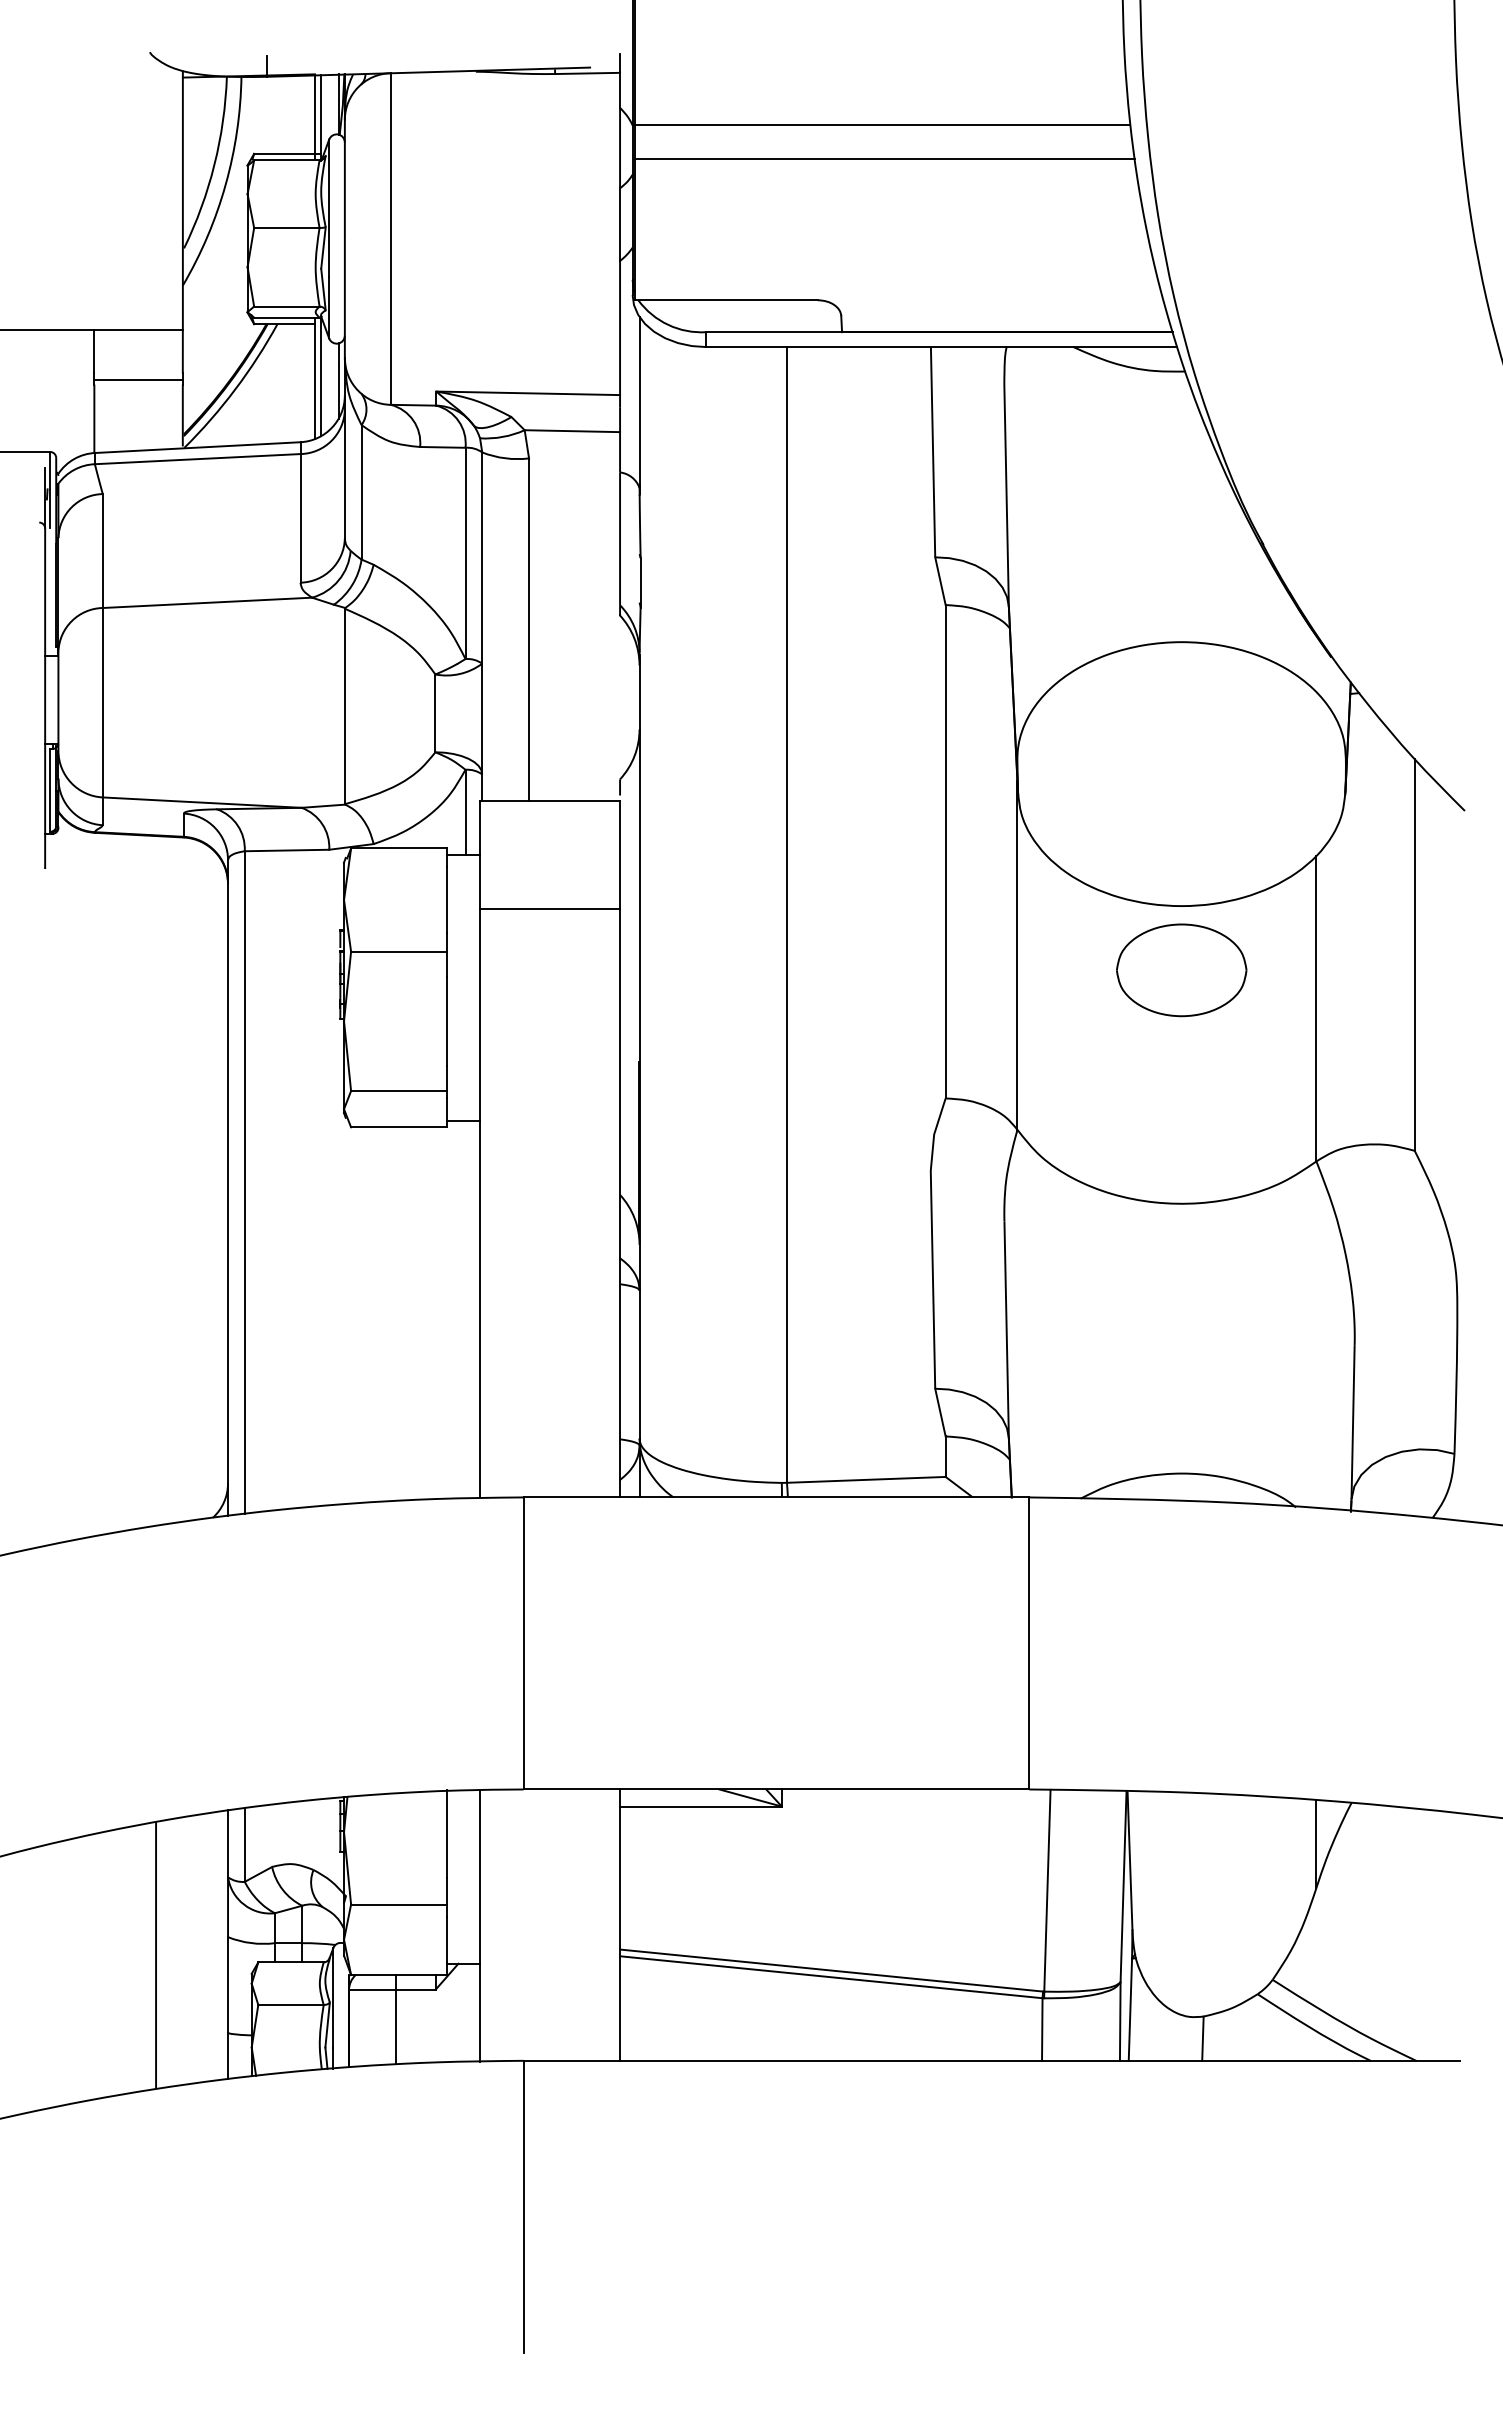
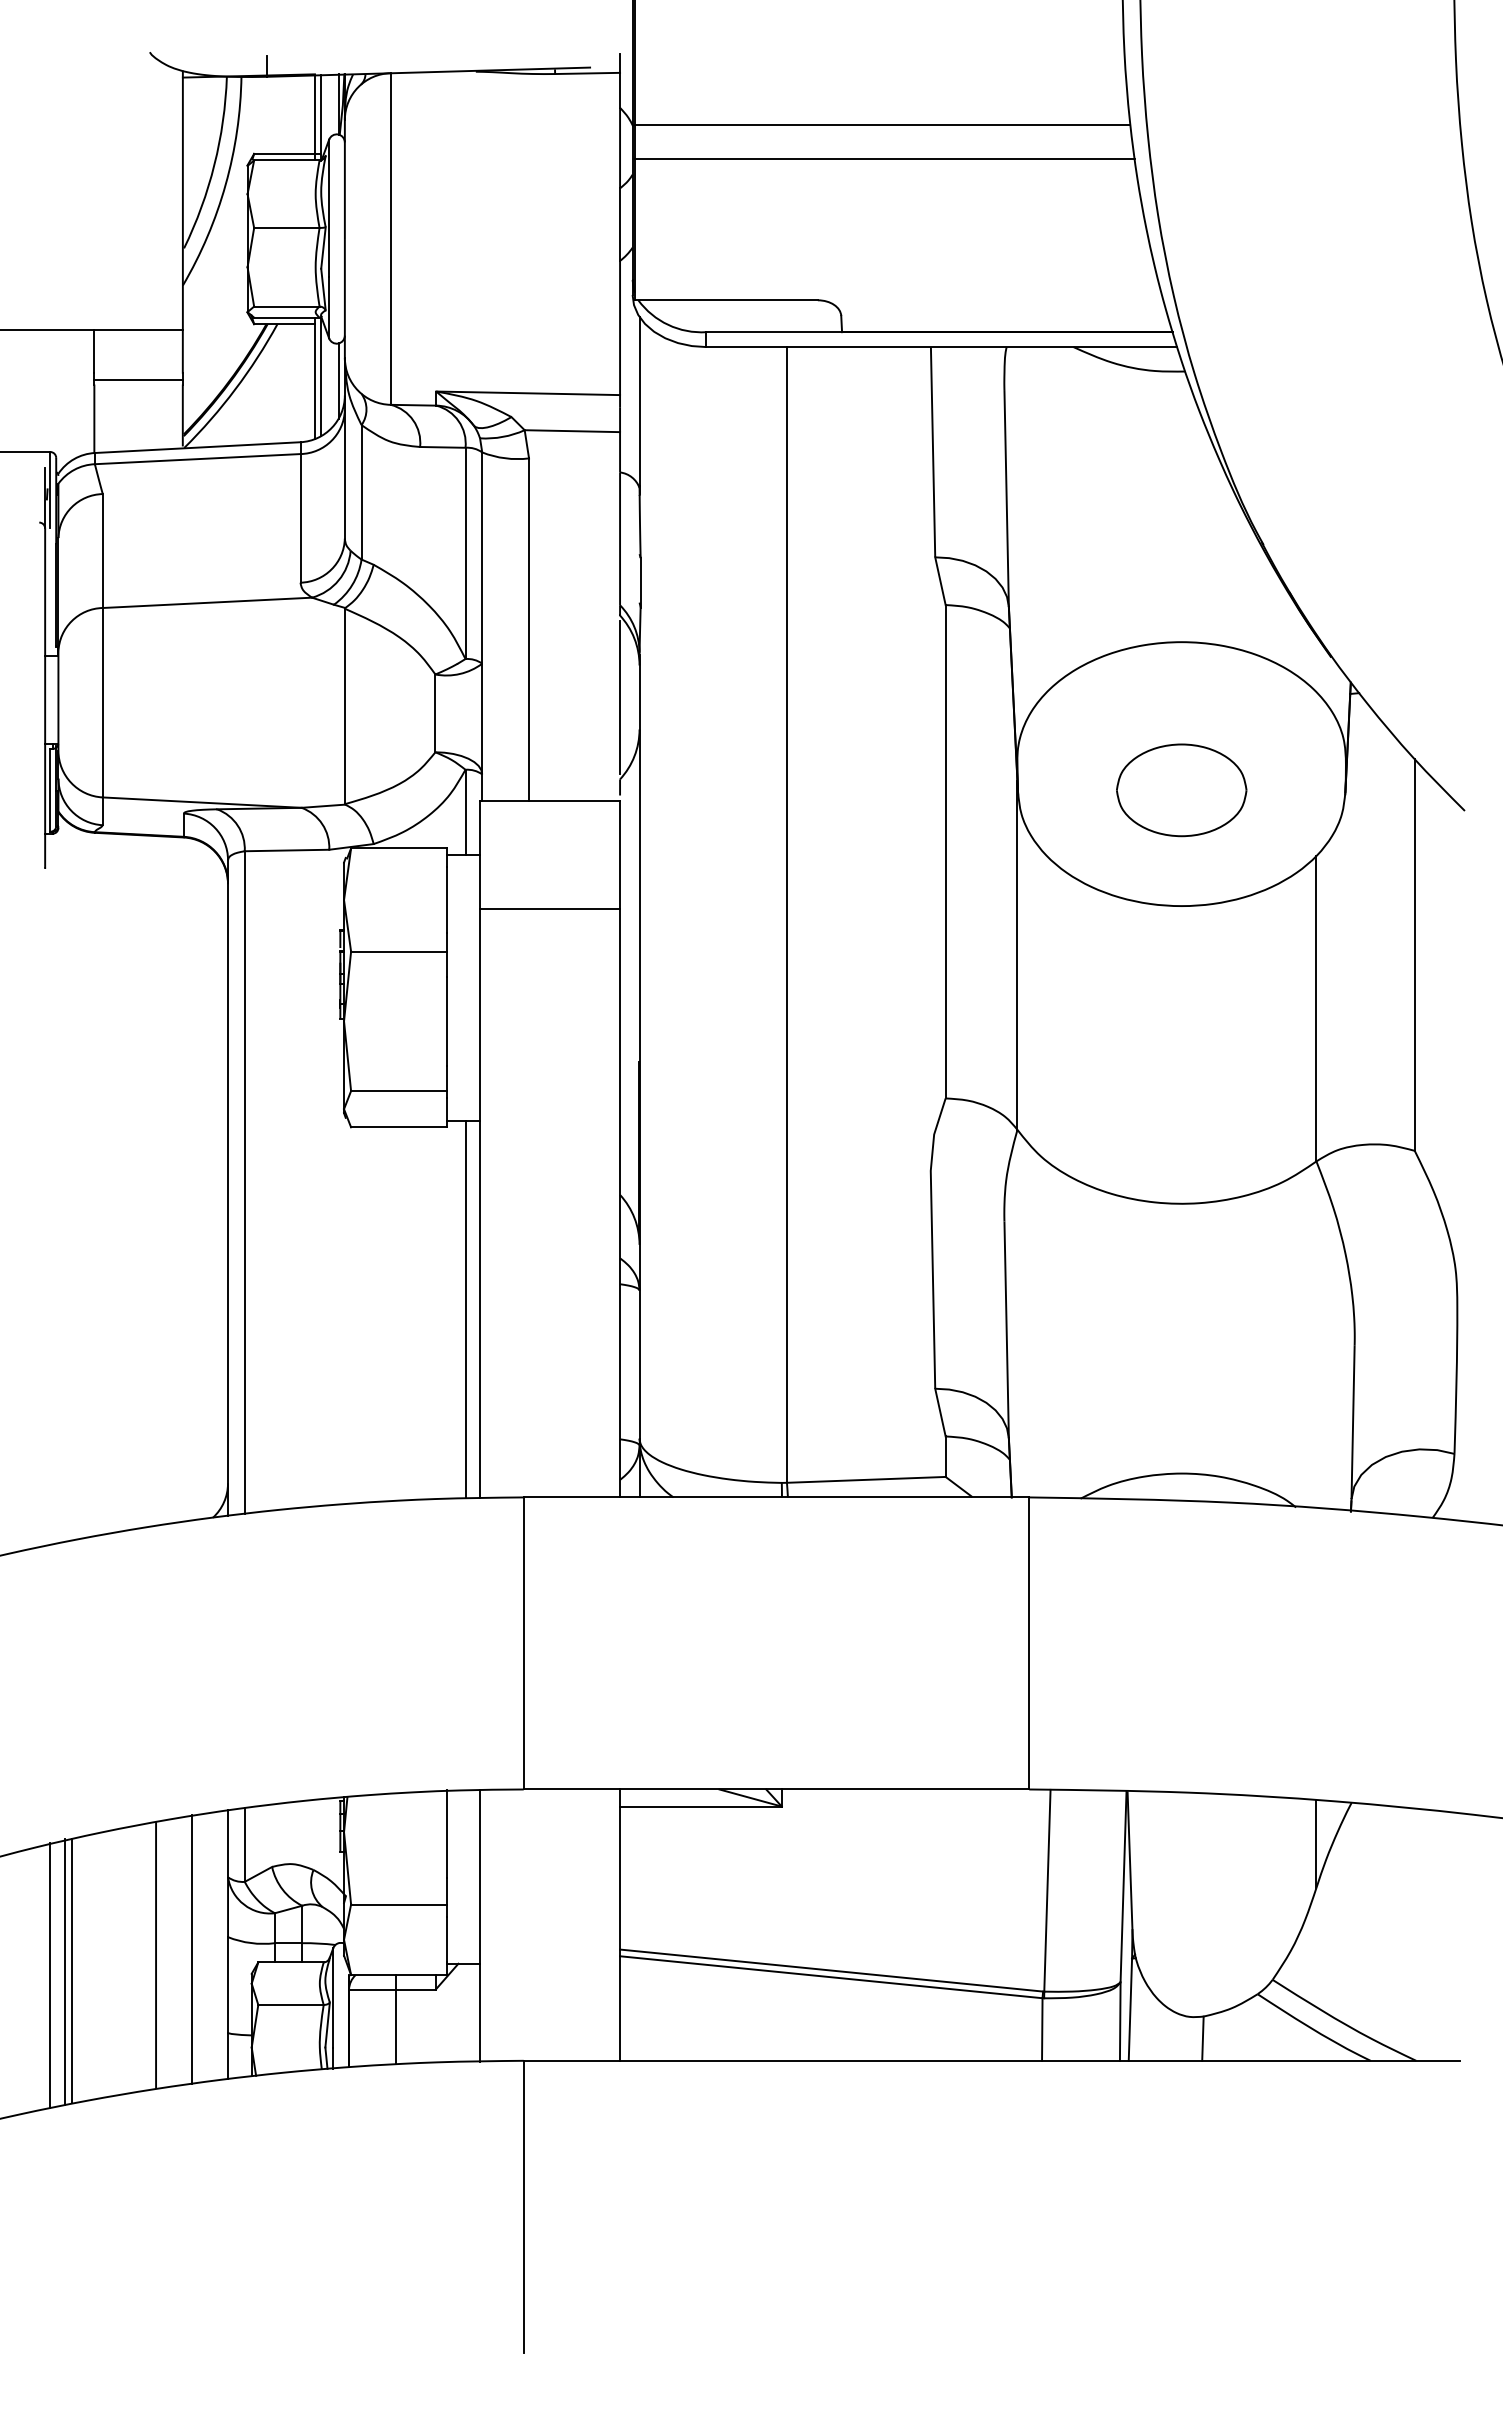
line: none -> present (620, 697)
part position: (1181, 970) -> (1181, 790) (1181, 790)
line: none -> present (465, 1309)
line: none -> present (192, 1948)
line: none -> present (71, 1970)
line: none -> present (64, 1971)
line: none -> present (49, 1975)
